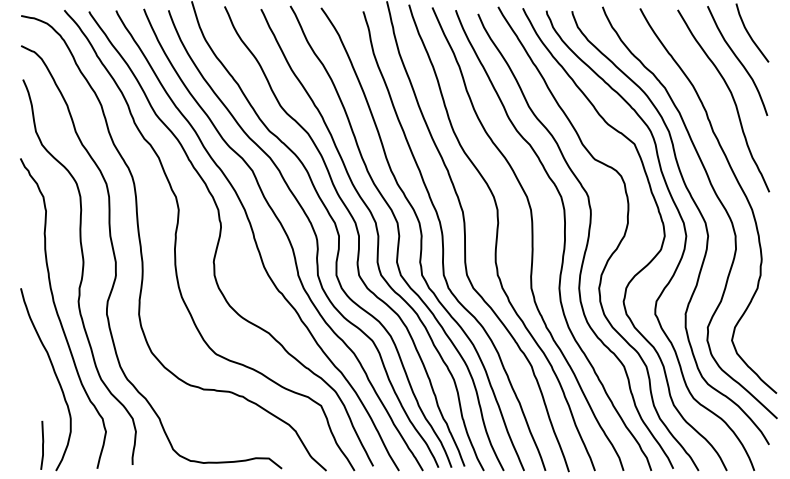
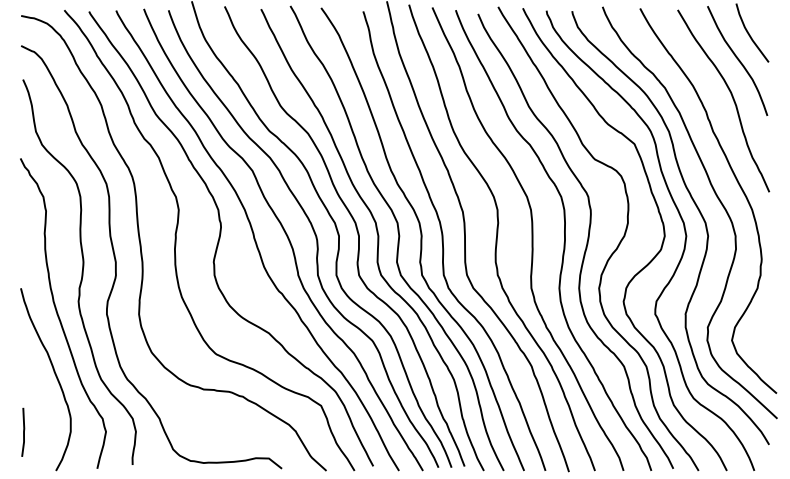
line position: (42, 444) -> (23, 431) (23, 431)
